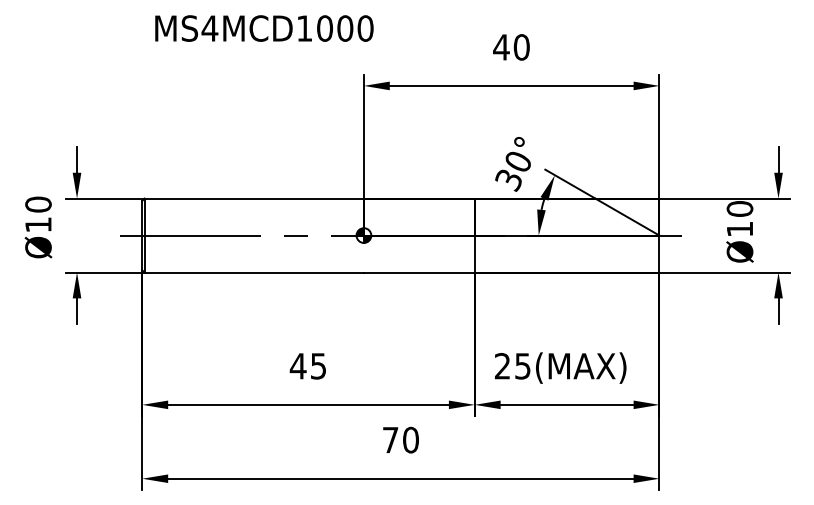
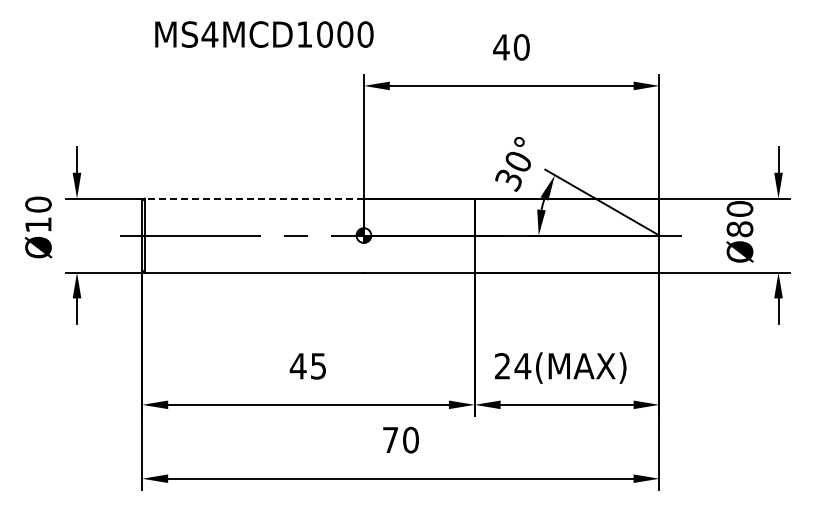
text position: (264, 28) -> (264, 34) (264, 34)
line: solid -> dashed (254, 198)
text: Ø10 -> Ø80 (739, 229)
text: 25(MAX) -> 24(MAX) (522, 366)
